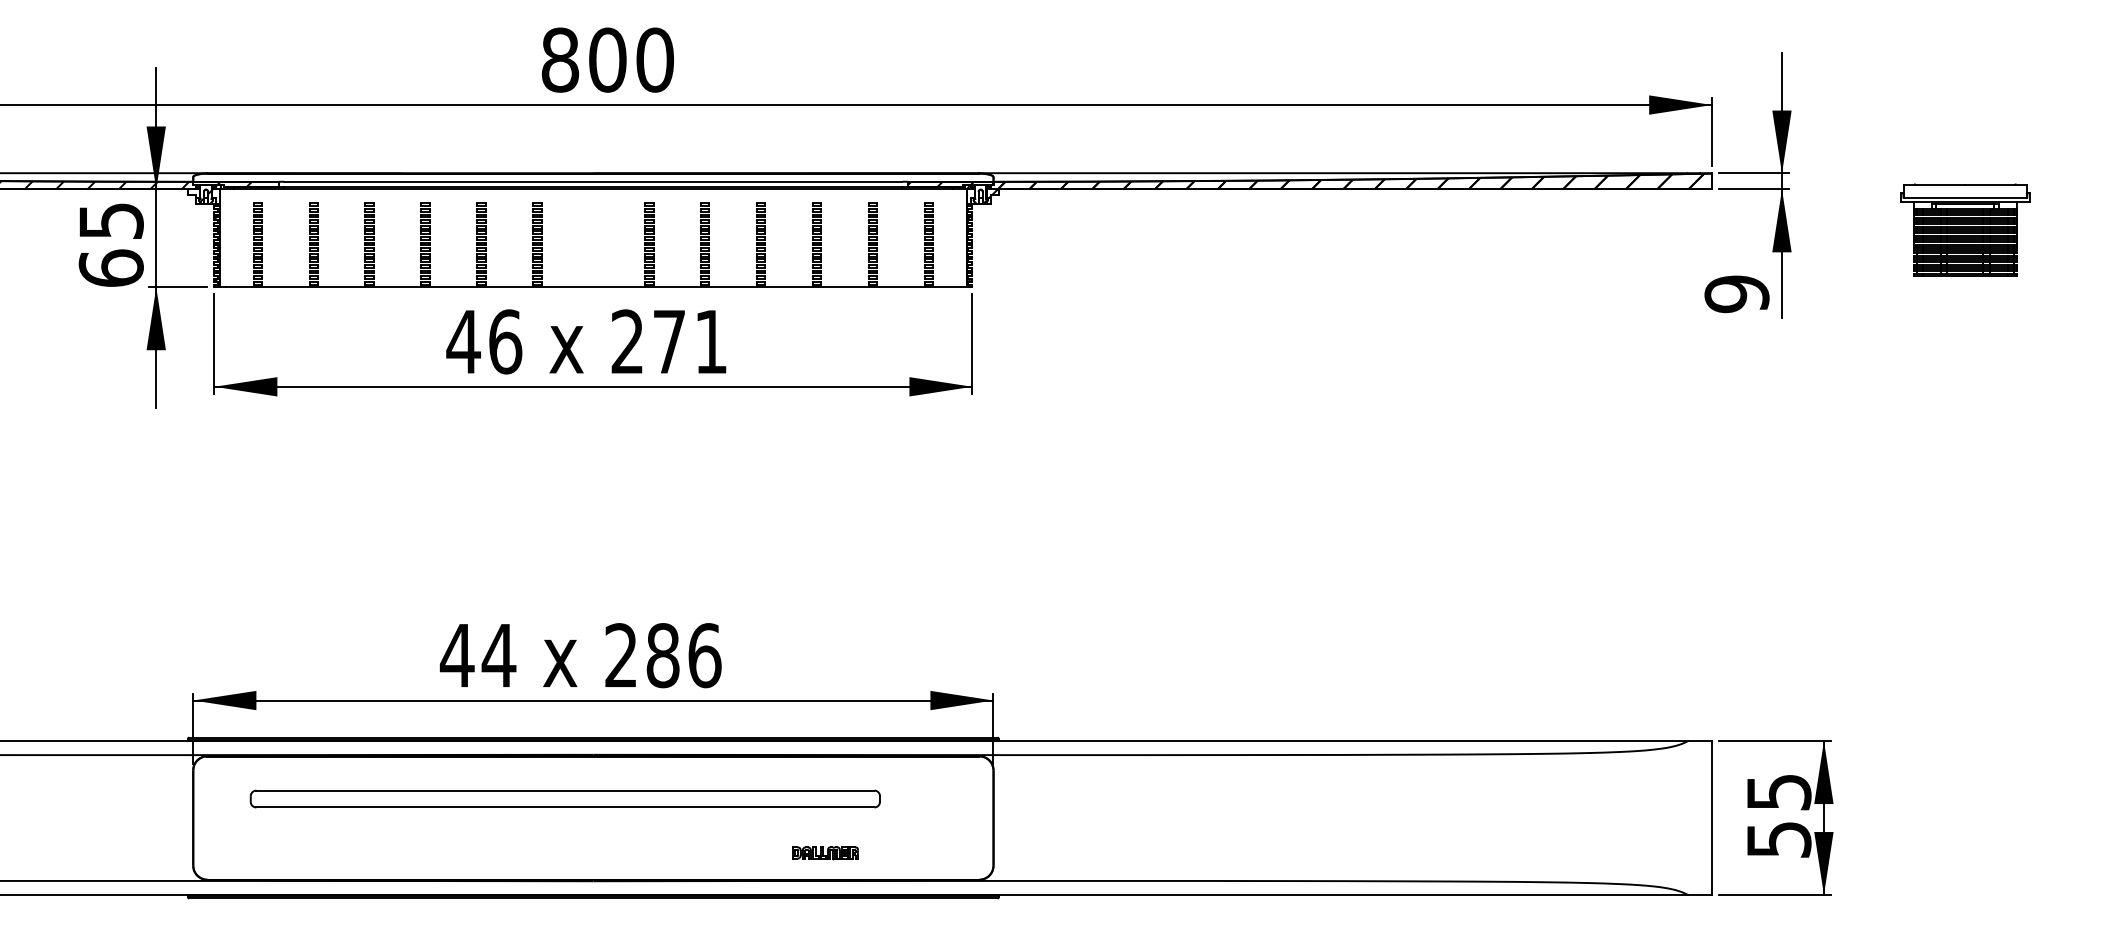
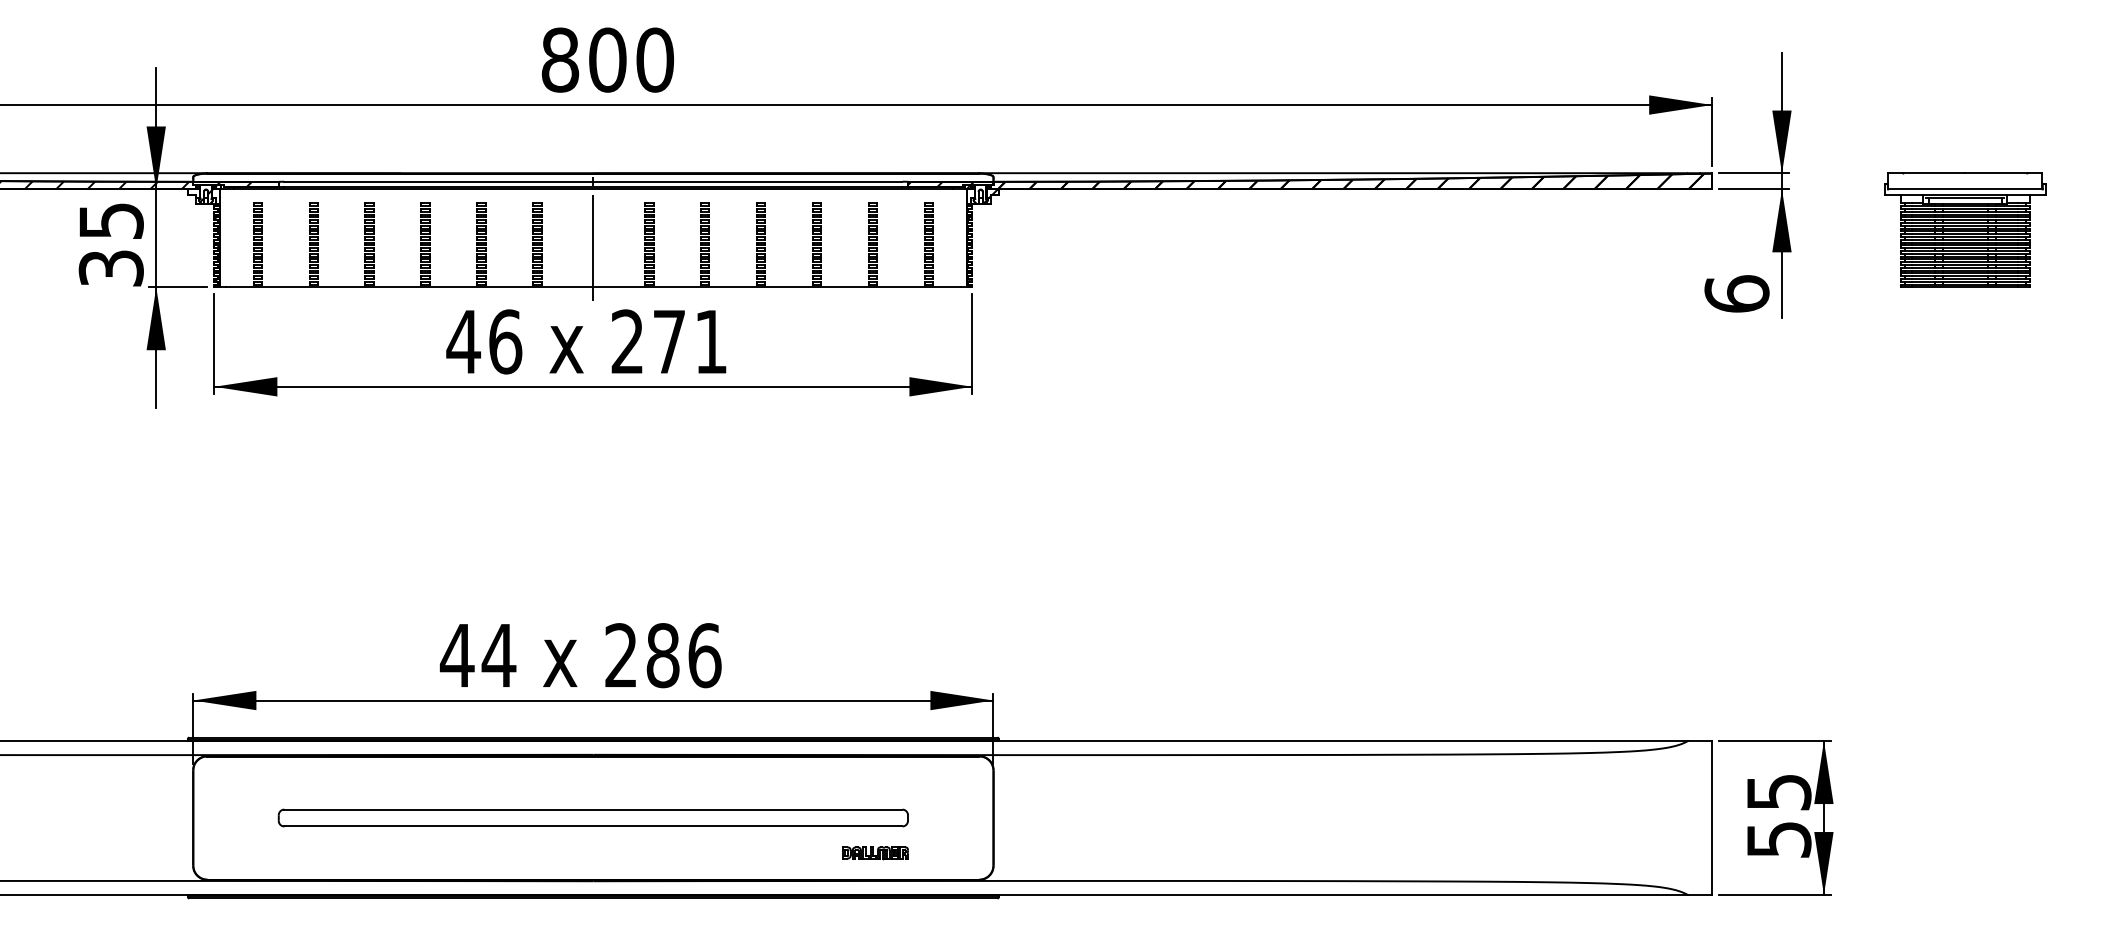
part size: 131x94 px -> 163x116 px (1965, 229)
line: none -> present (593, 238)
text: 65 -> 35 (110, 267)
text: 9 -> 6 (1736, 294)
part position: (564, 798) -> (592, 817) (592, 817)
part position: (825, 853) -> (875, 853) (875, 853)
